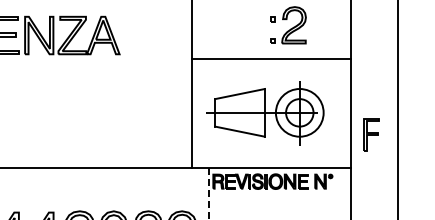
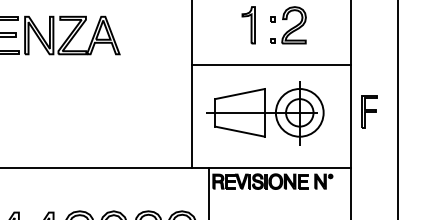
part: none -> present (248, 25)
line position: (271, 58) -> (271, 64) (271, 64)
part position: (371, 134) -> (369, 111) (369, 111)
line: dashed -> solid (208, 194)
